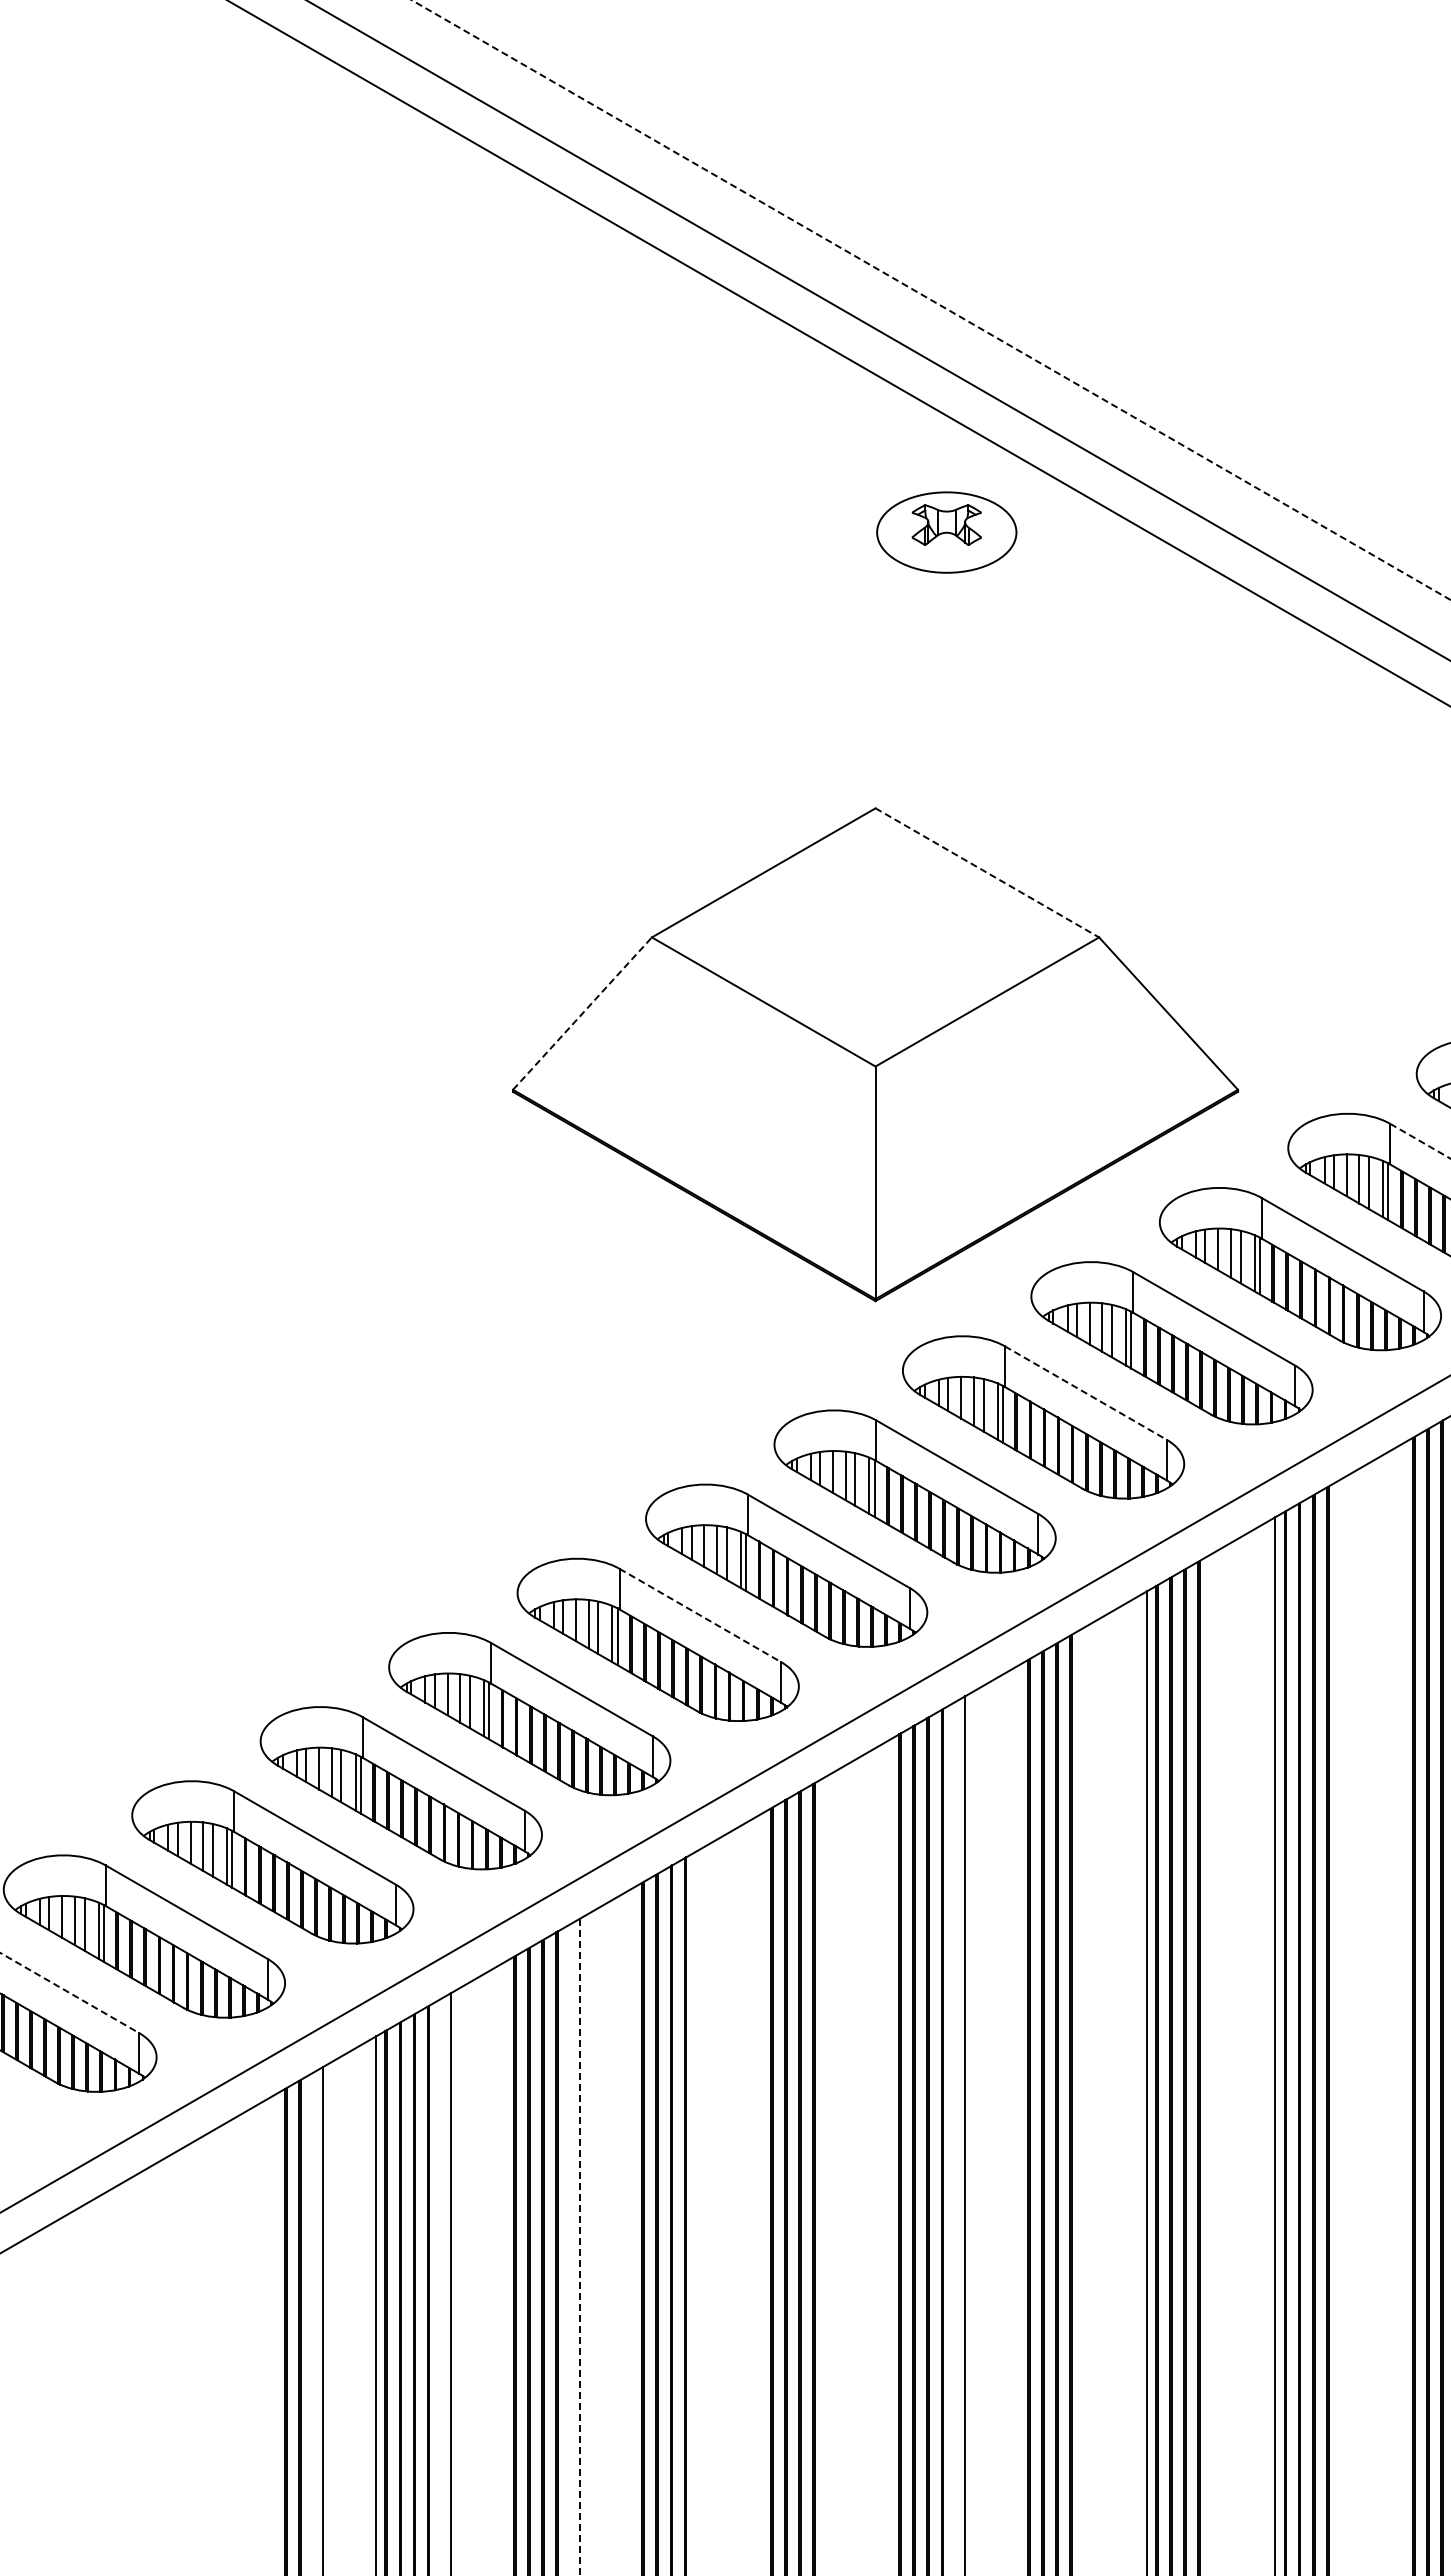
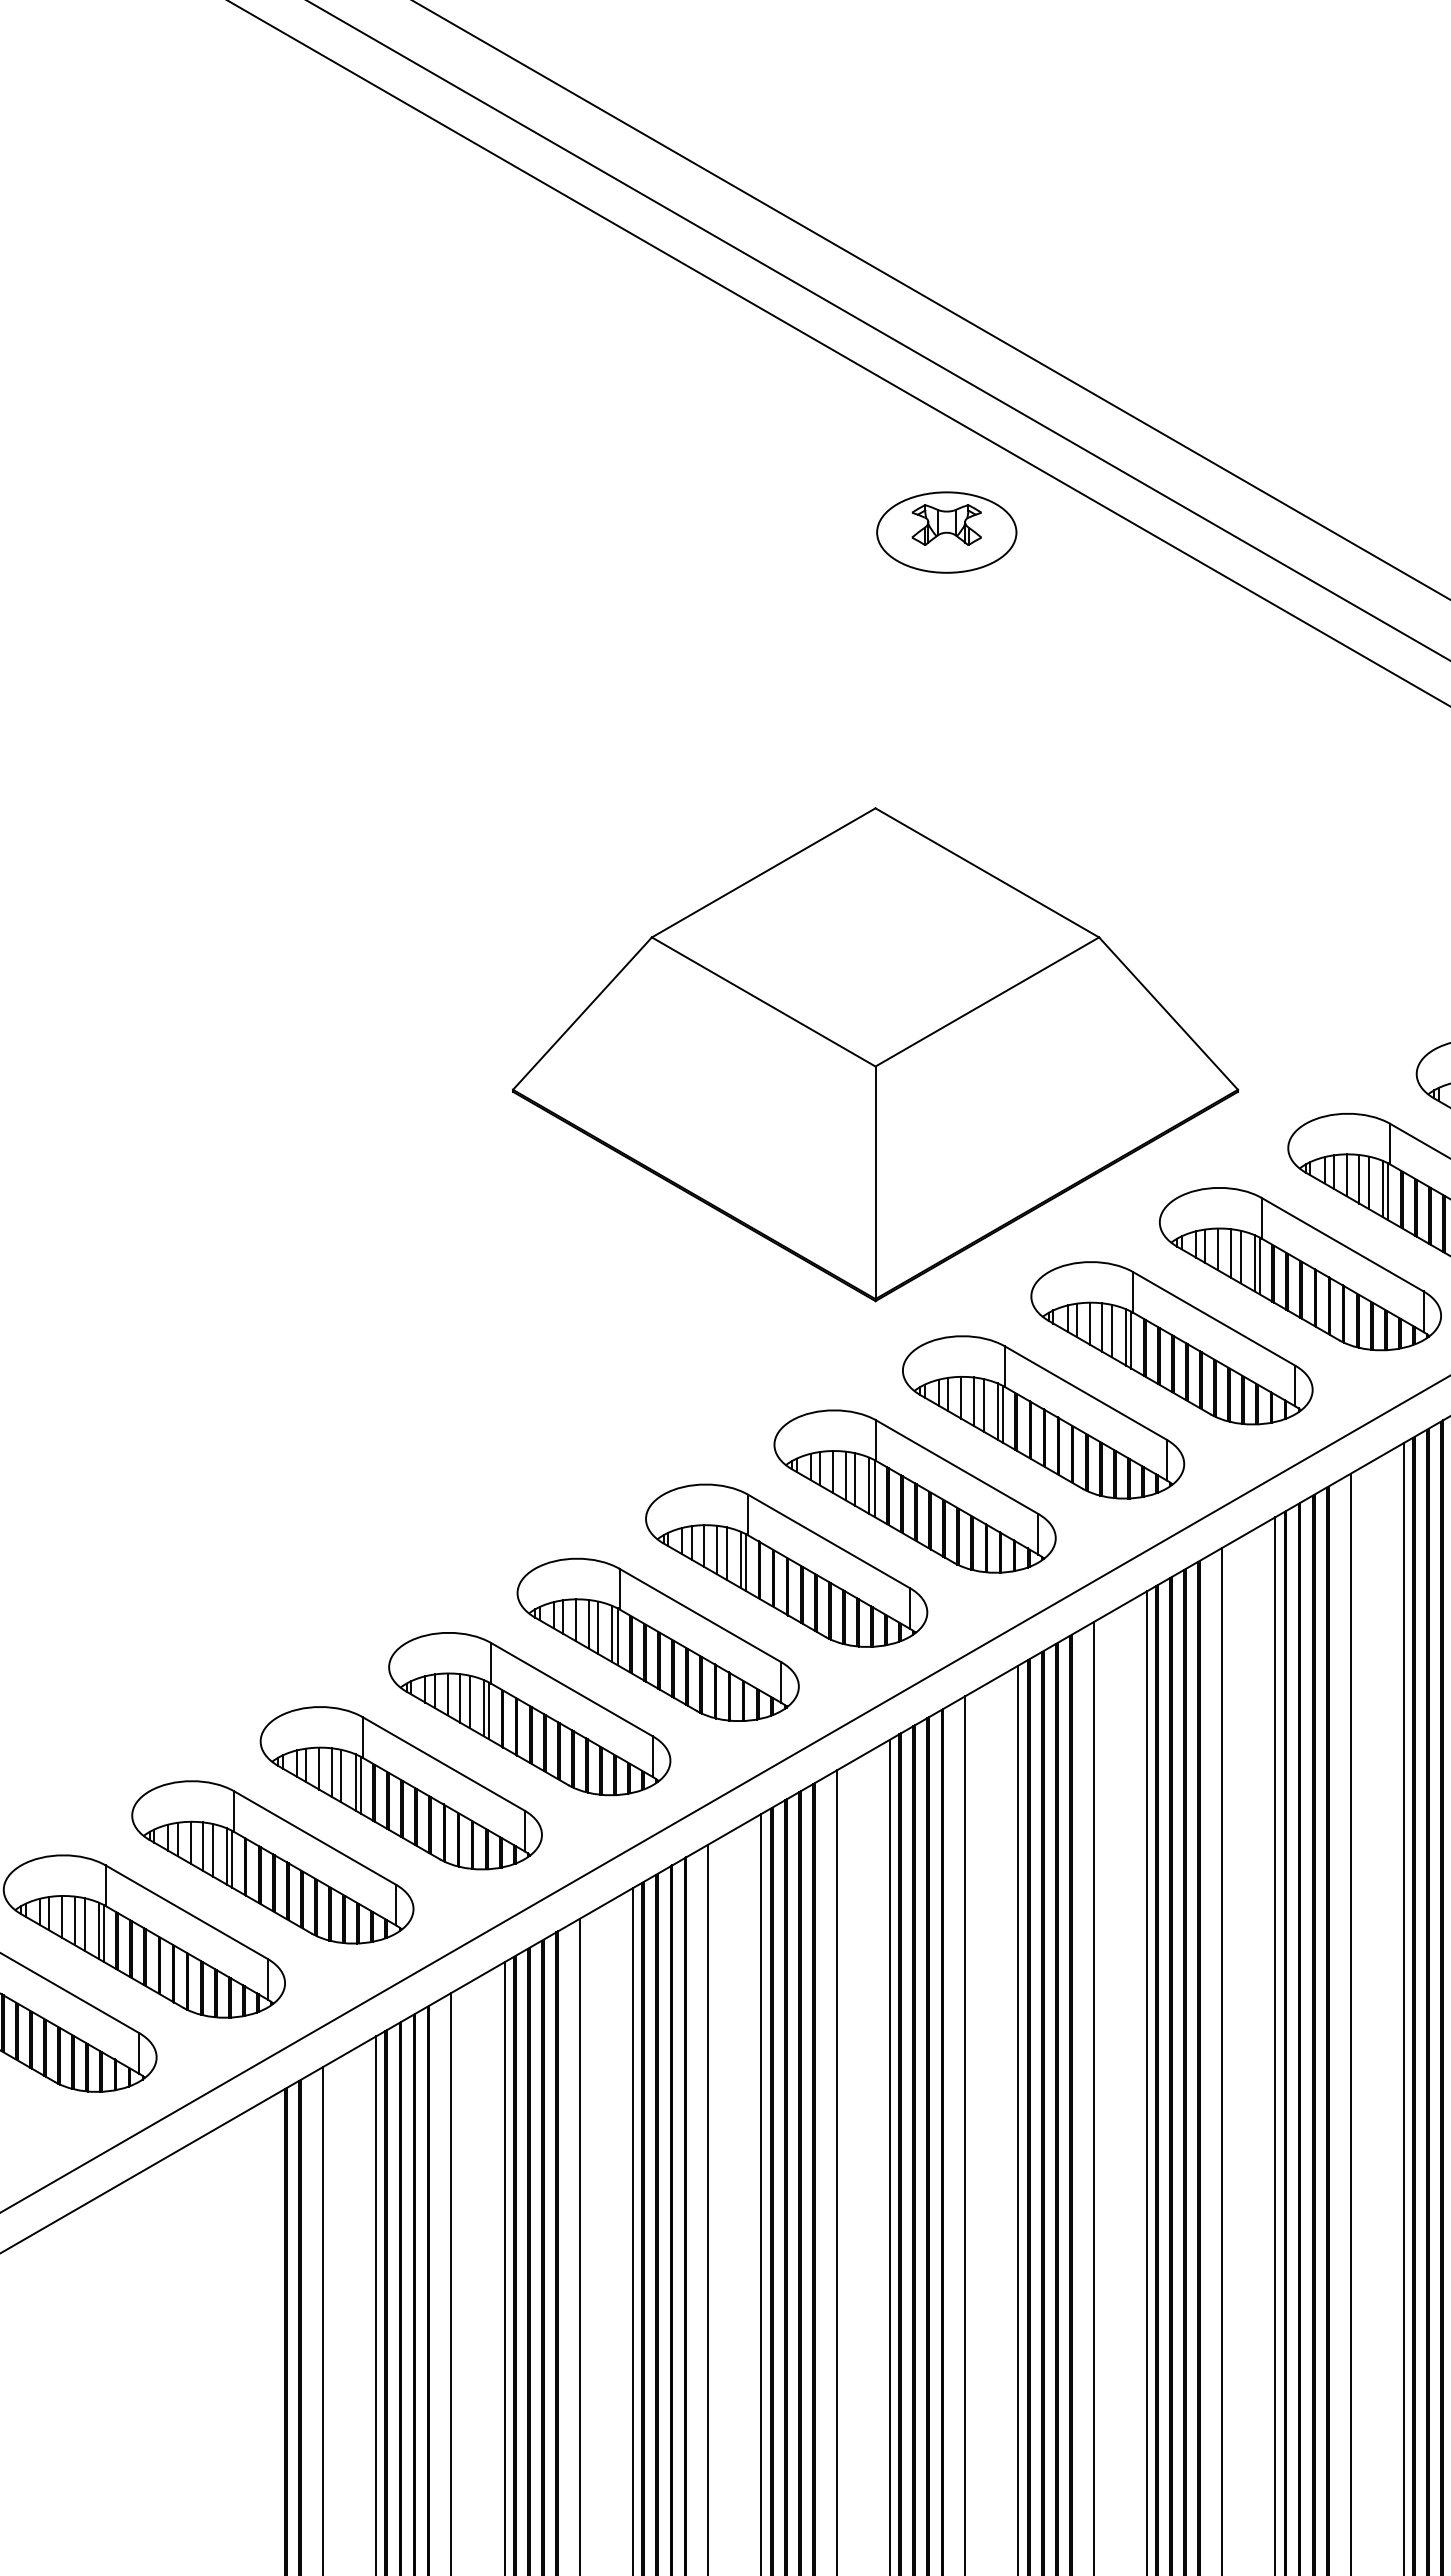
line: dashed -> solid (931, 300)
line: dashed -> solid (987, 873)
line: dashed -> solid (582, 1013)
line: dashed -> solid (1420, 1141)
line: dashed -> solid (1086, 1393)
line: dashed -> solid (700, 1615)
line: dashed -> solid (69, 1993)
line: none -> present (1403, 2007)
line: none -> present (1350, 2022)
line: none -> present (1222, 2059)
line: none -> present (1093, 2097)
line: none -> present (1018, 2118)
line: none -> present (889, 2155)
line: none -> present (836, 2171)
line: none -> present (761, 2192)
line: none -> present (708, 2208)
line: none -> present (633, 2230)
line: dashed -> solid (579, 2247)
line: none -> present (504, 2267)
